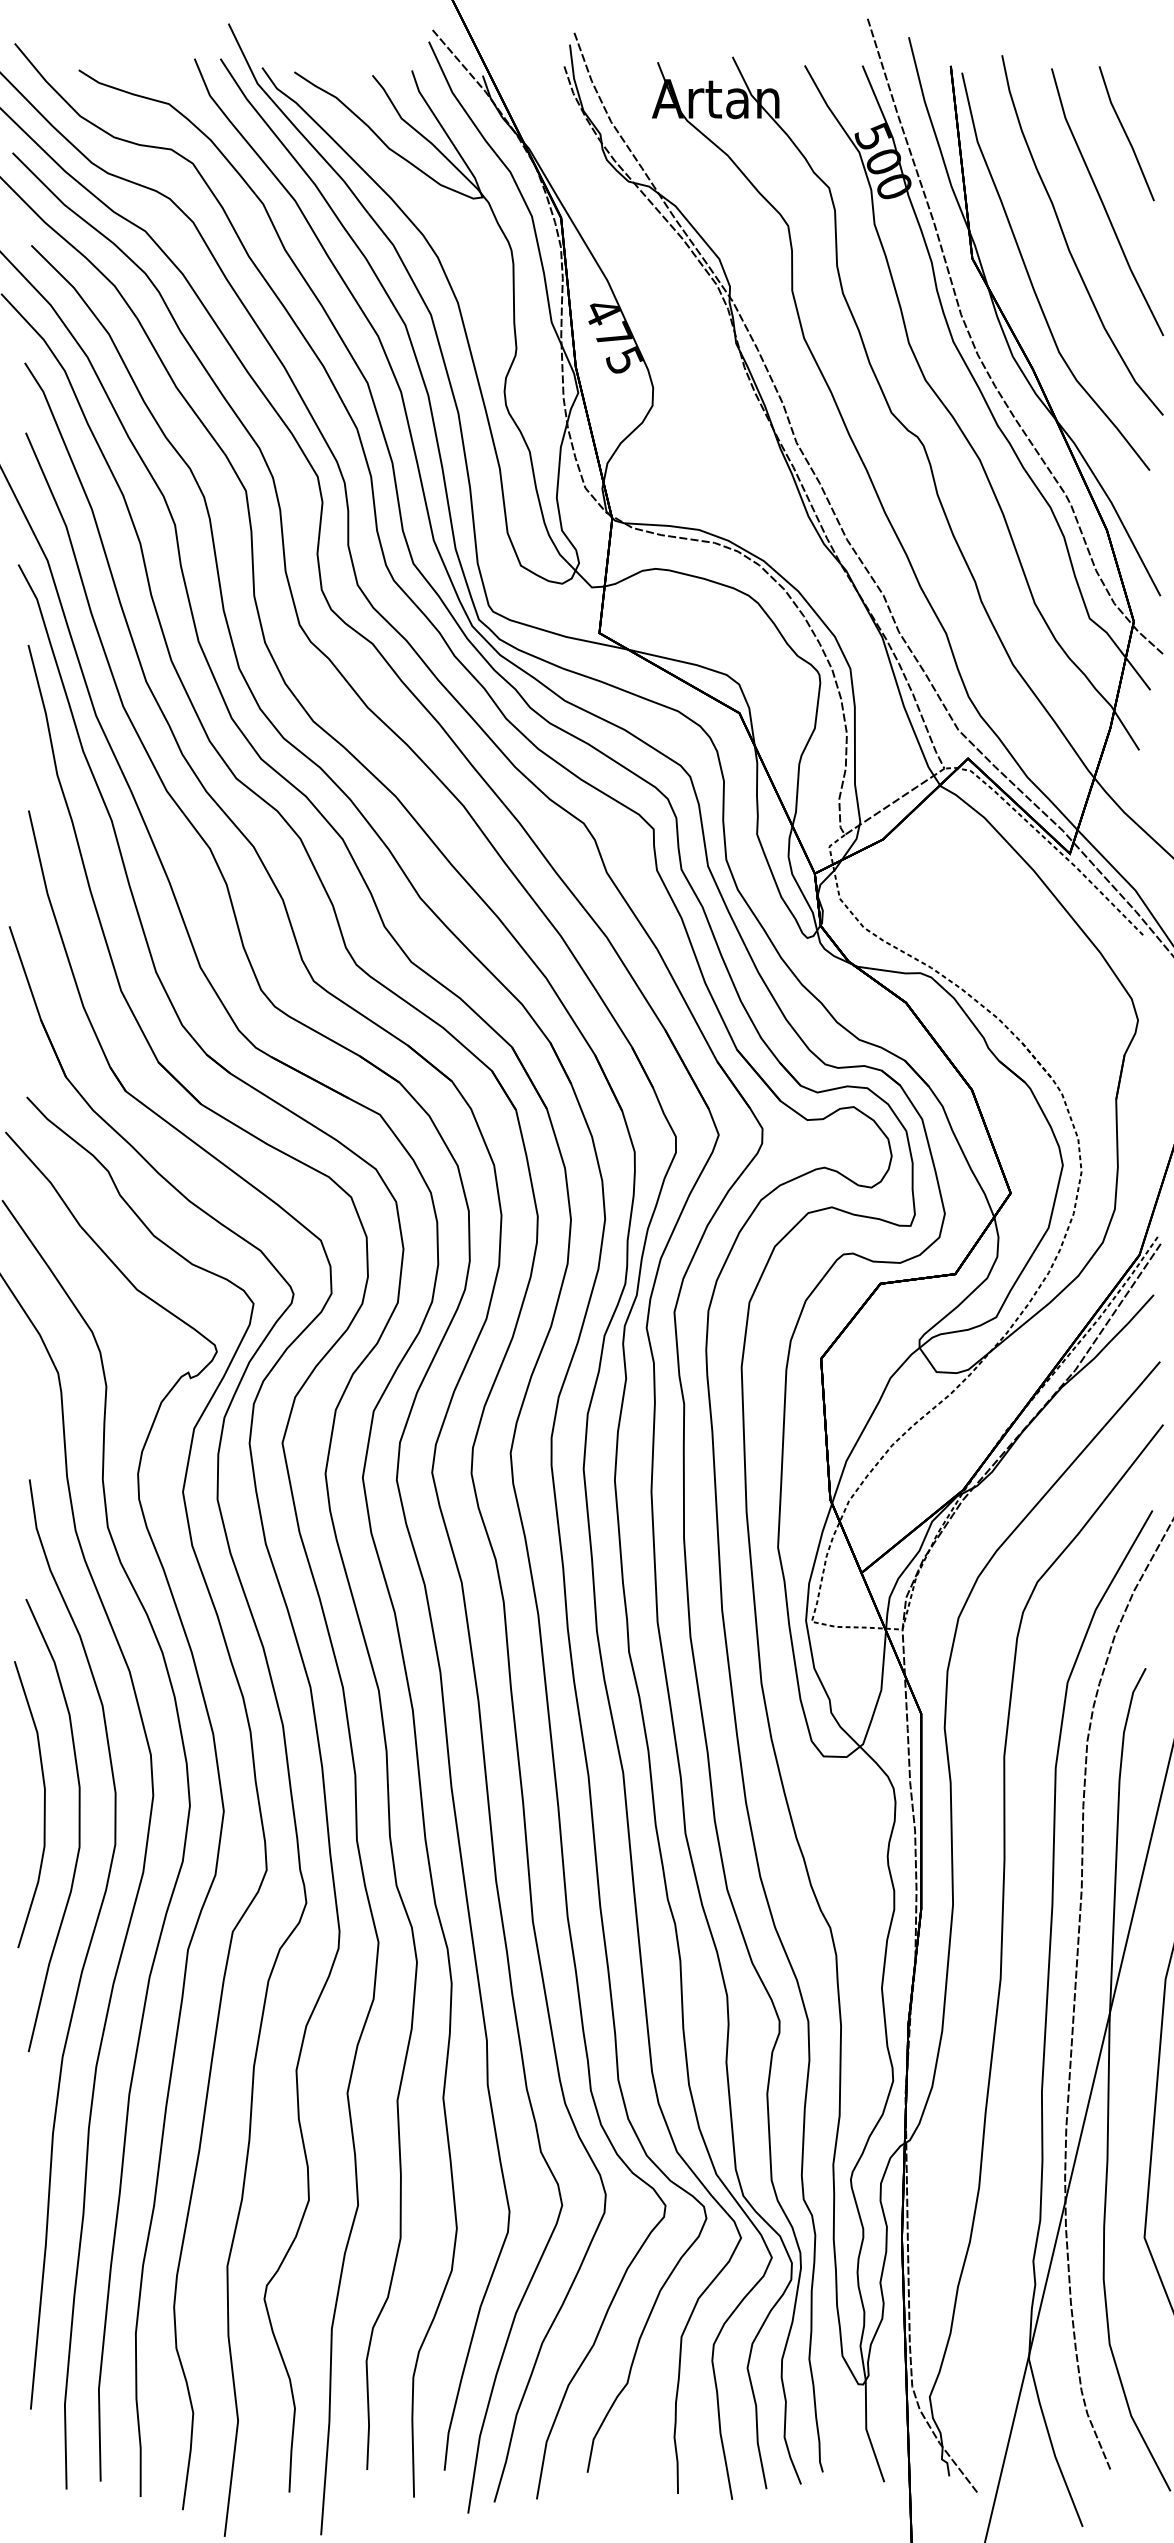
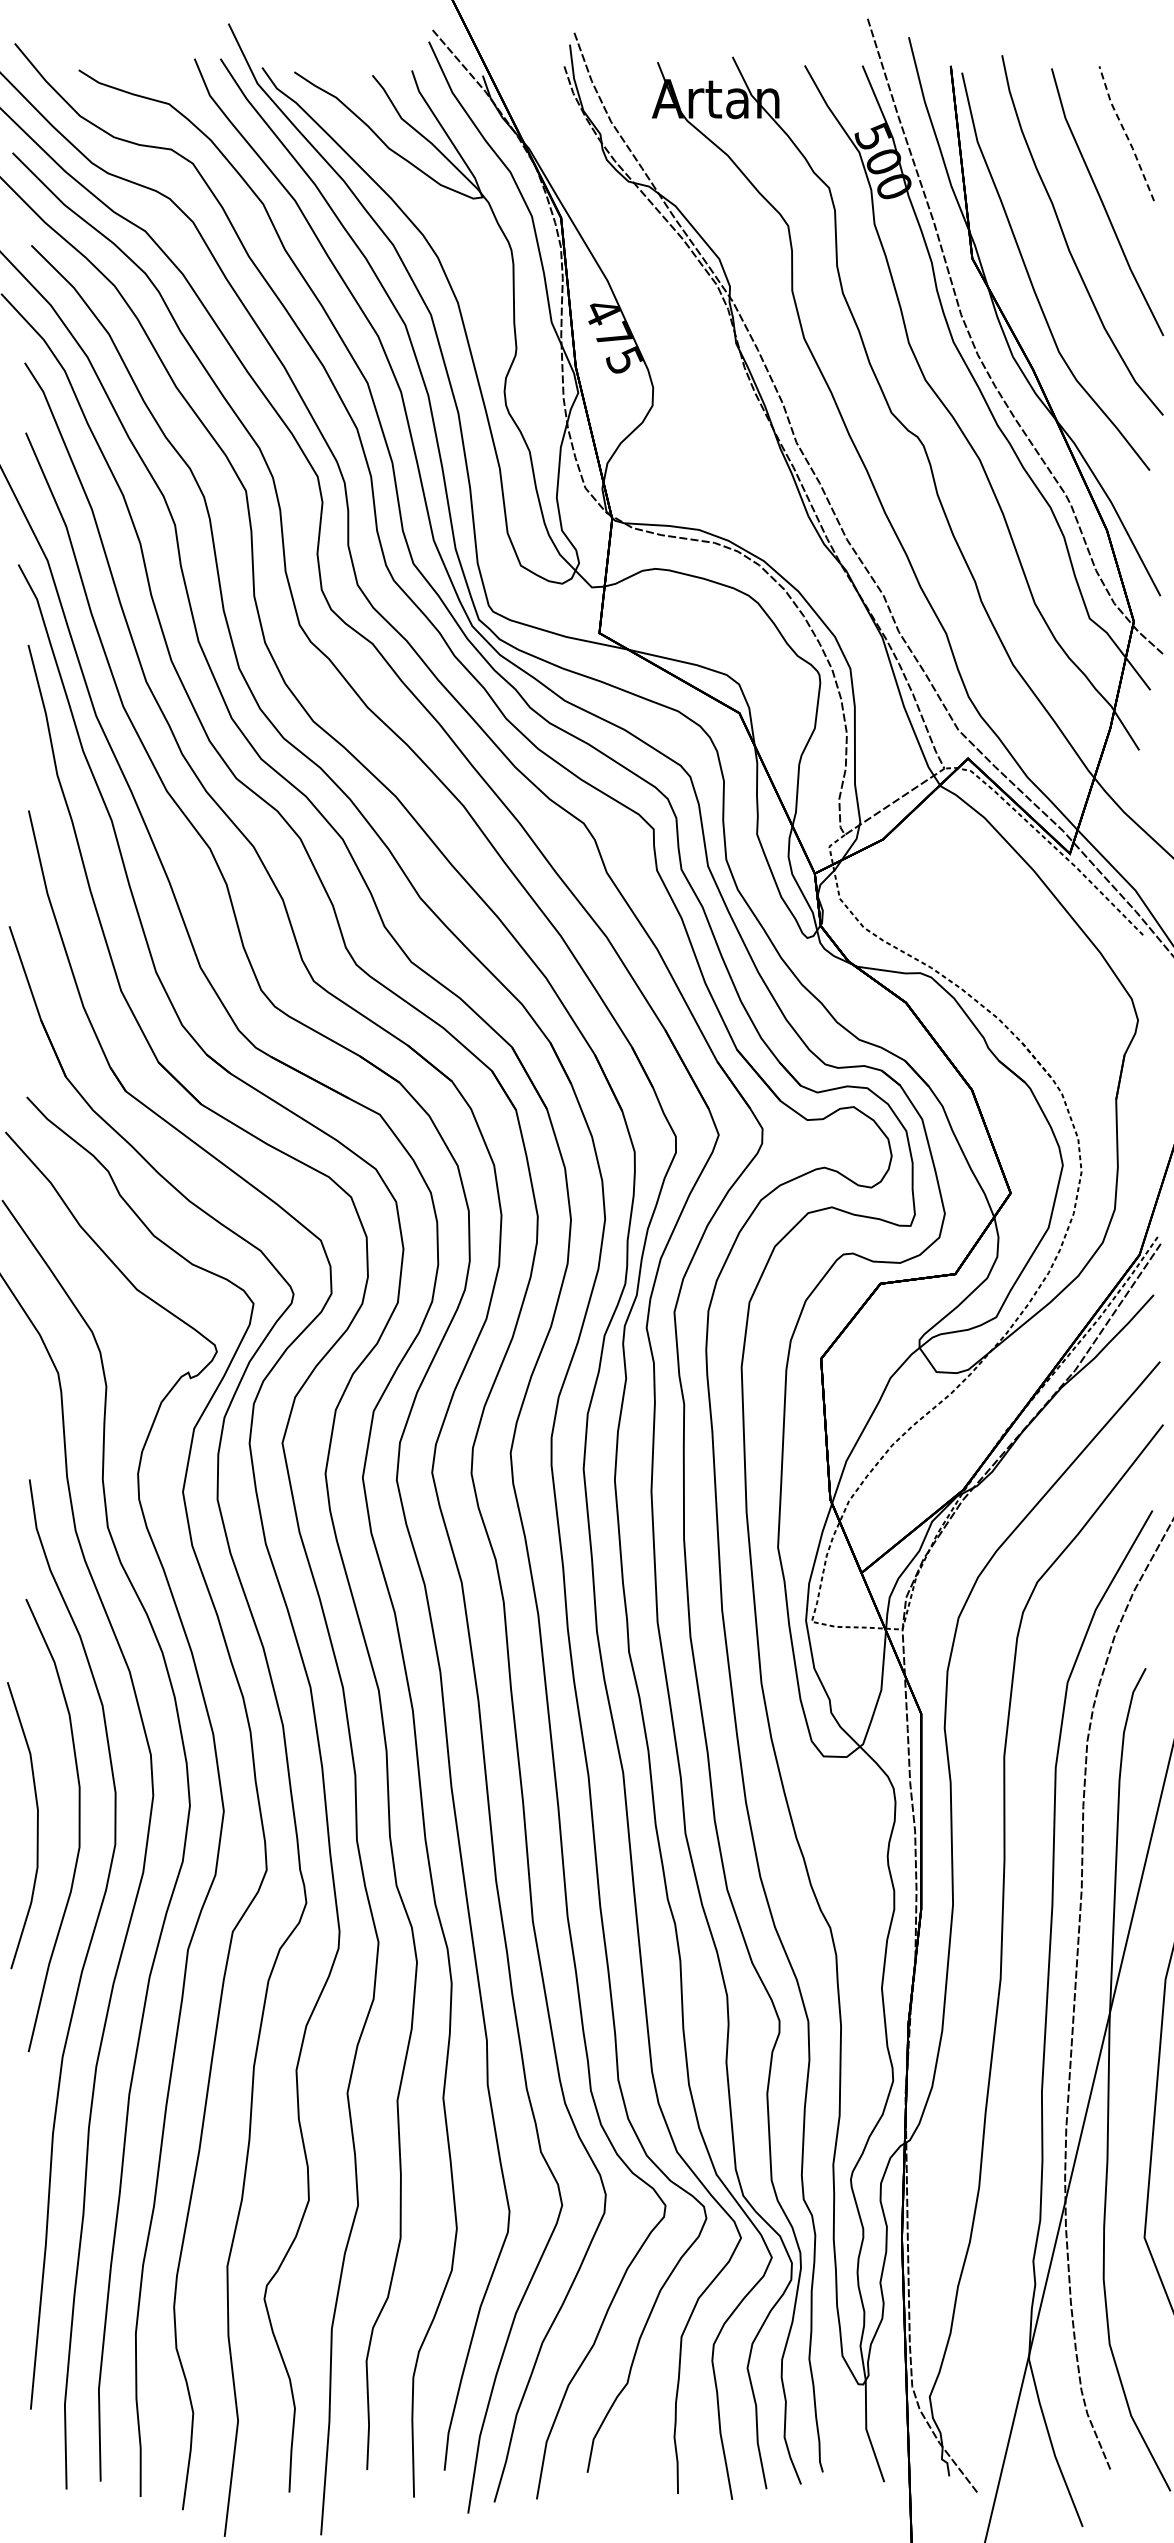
line: solid -> dashed (1125, 133)
curve position: (43, 1806) -> (36, 1827) (36, 1827)
